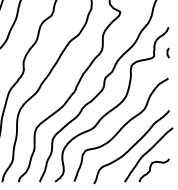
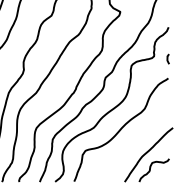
curve position: (167, 52) -> (167, 58) (167, 58)
curve: present -> none (131, 147)
